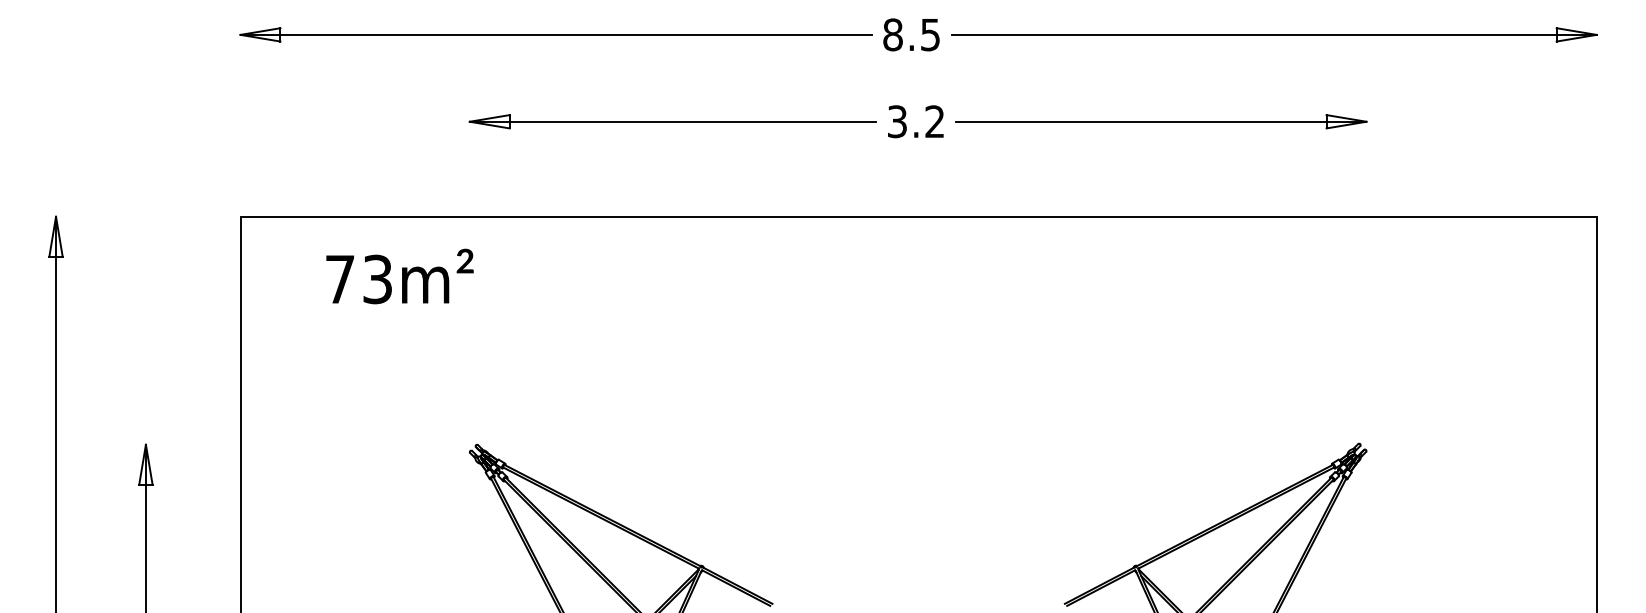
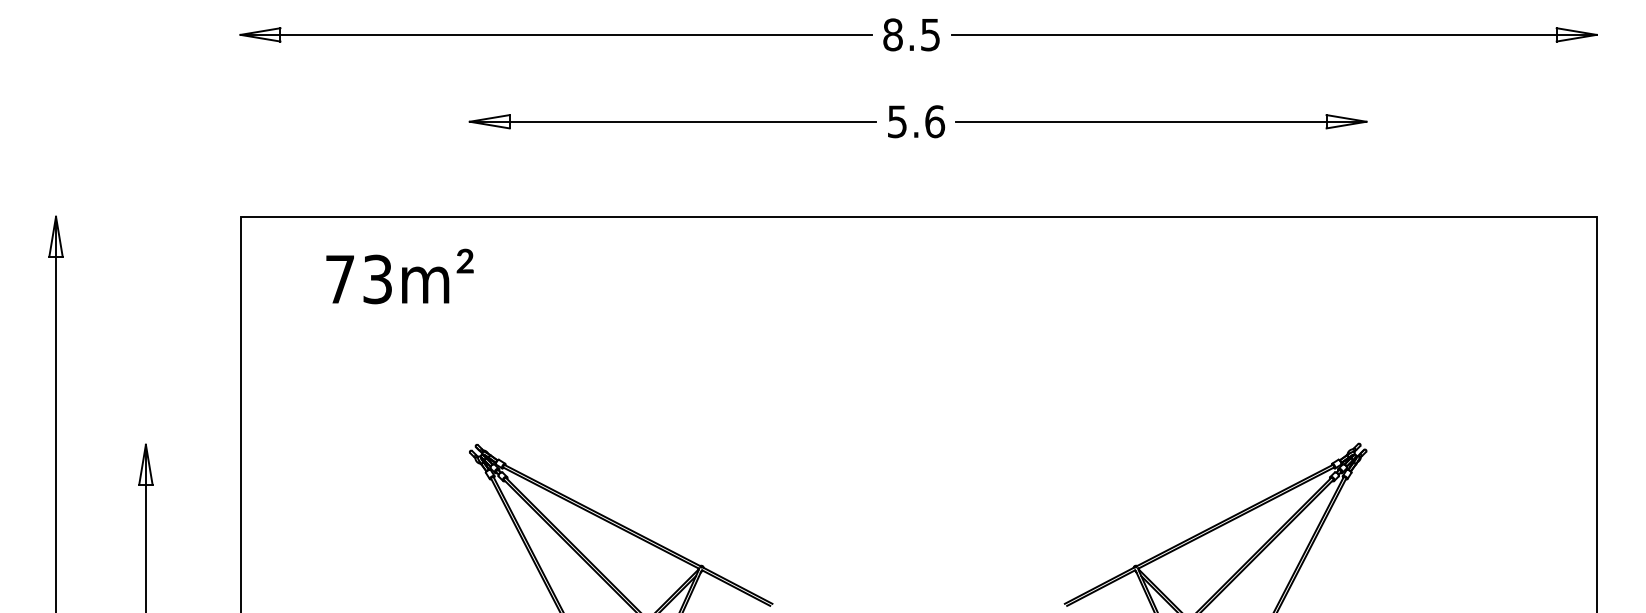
text: 3.2 -> 5.6 (916, 121)
